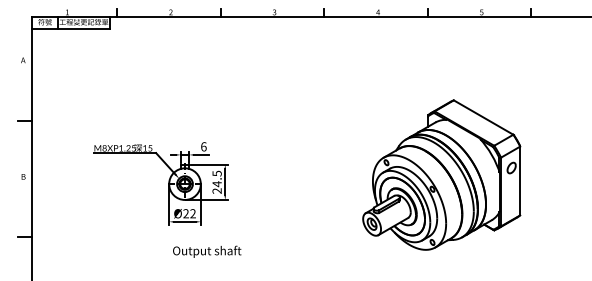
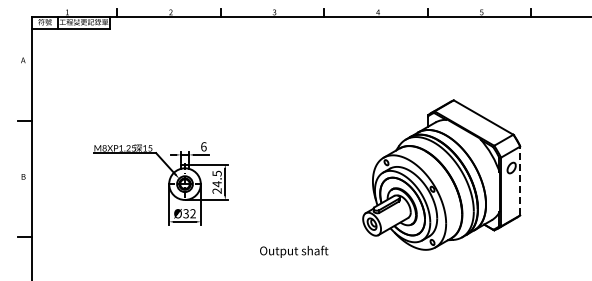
line: solid -> dashed (520, 180)
text: Ø22 -> Ø32 (185, 214)
text position: (207, 251) -> (294, 251) (294, 251)
